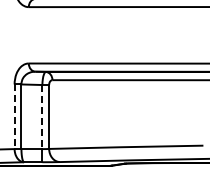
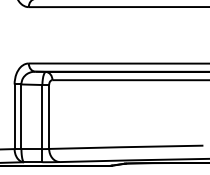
line: dashed -> solid (14, 117)
line: dashed -> solid (42, 117)
